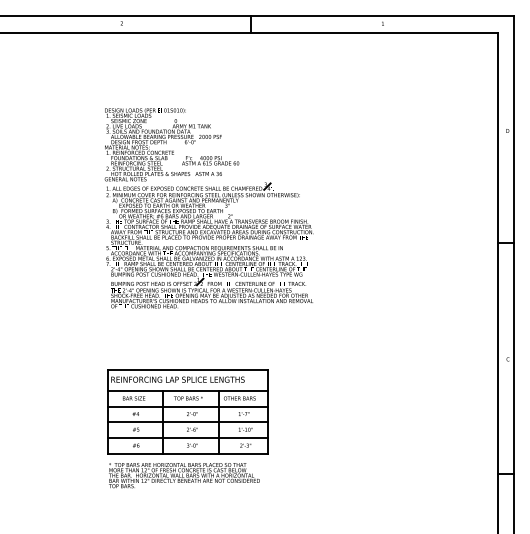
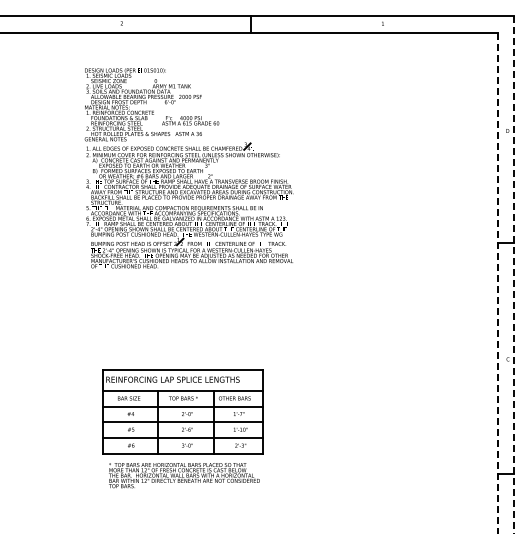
part position: (208, 208) -> (188, 168) (188, 168)
line: solid -> dashed (513, 274)
line: solid -> dashed (497, 283)
part position: (187, 411) -> (182, 411) (182, 411)
